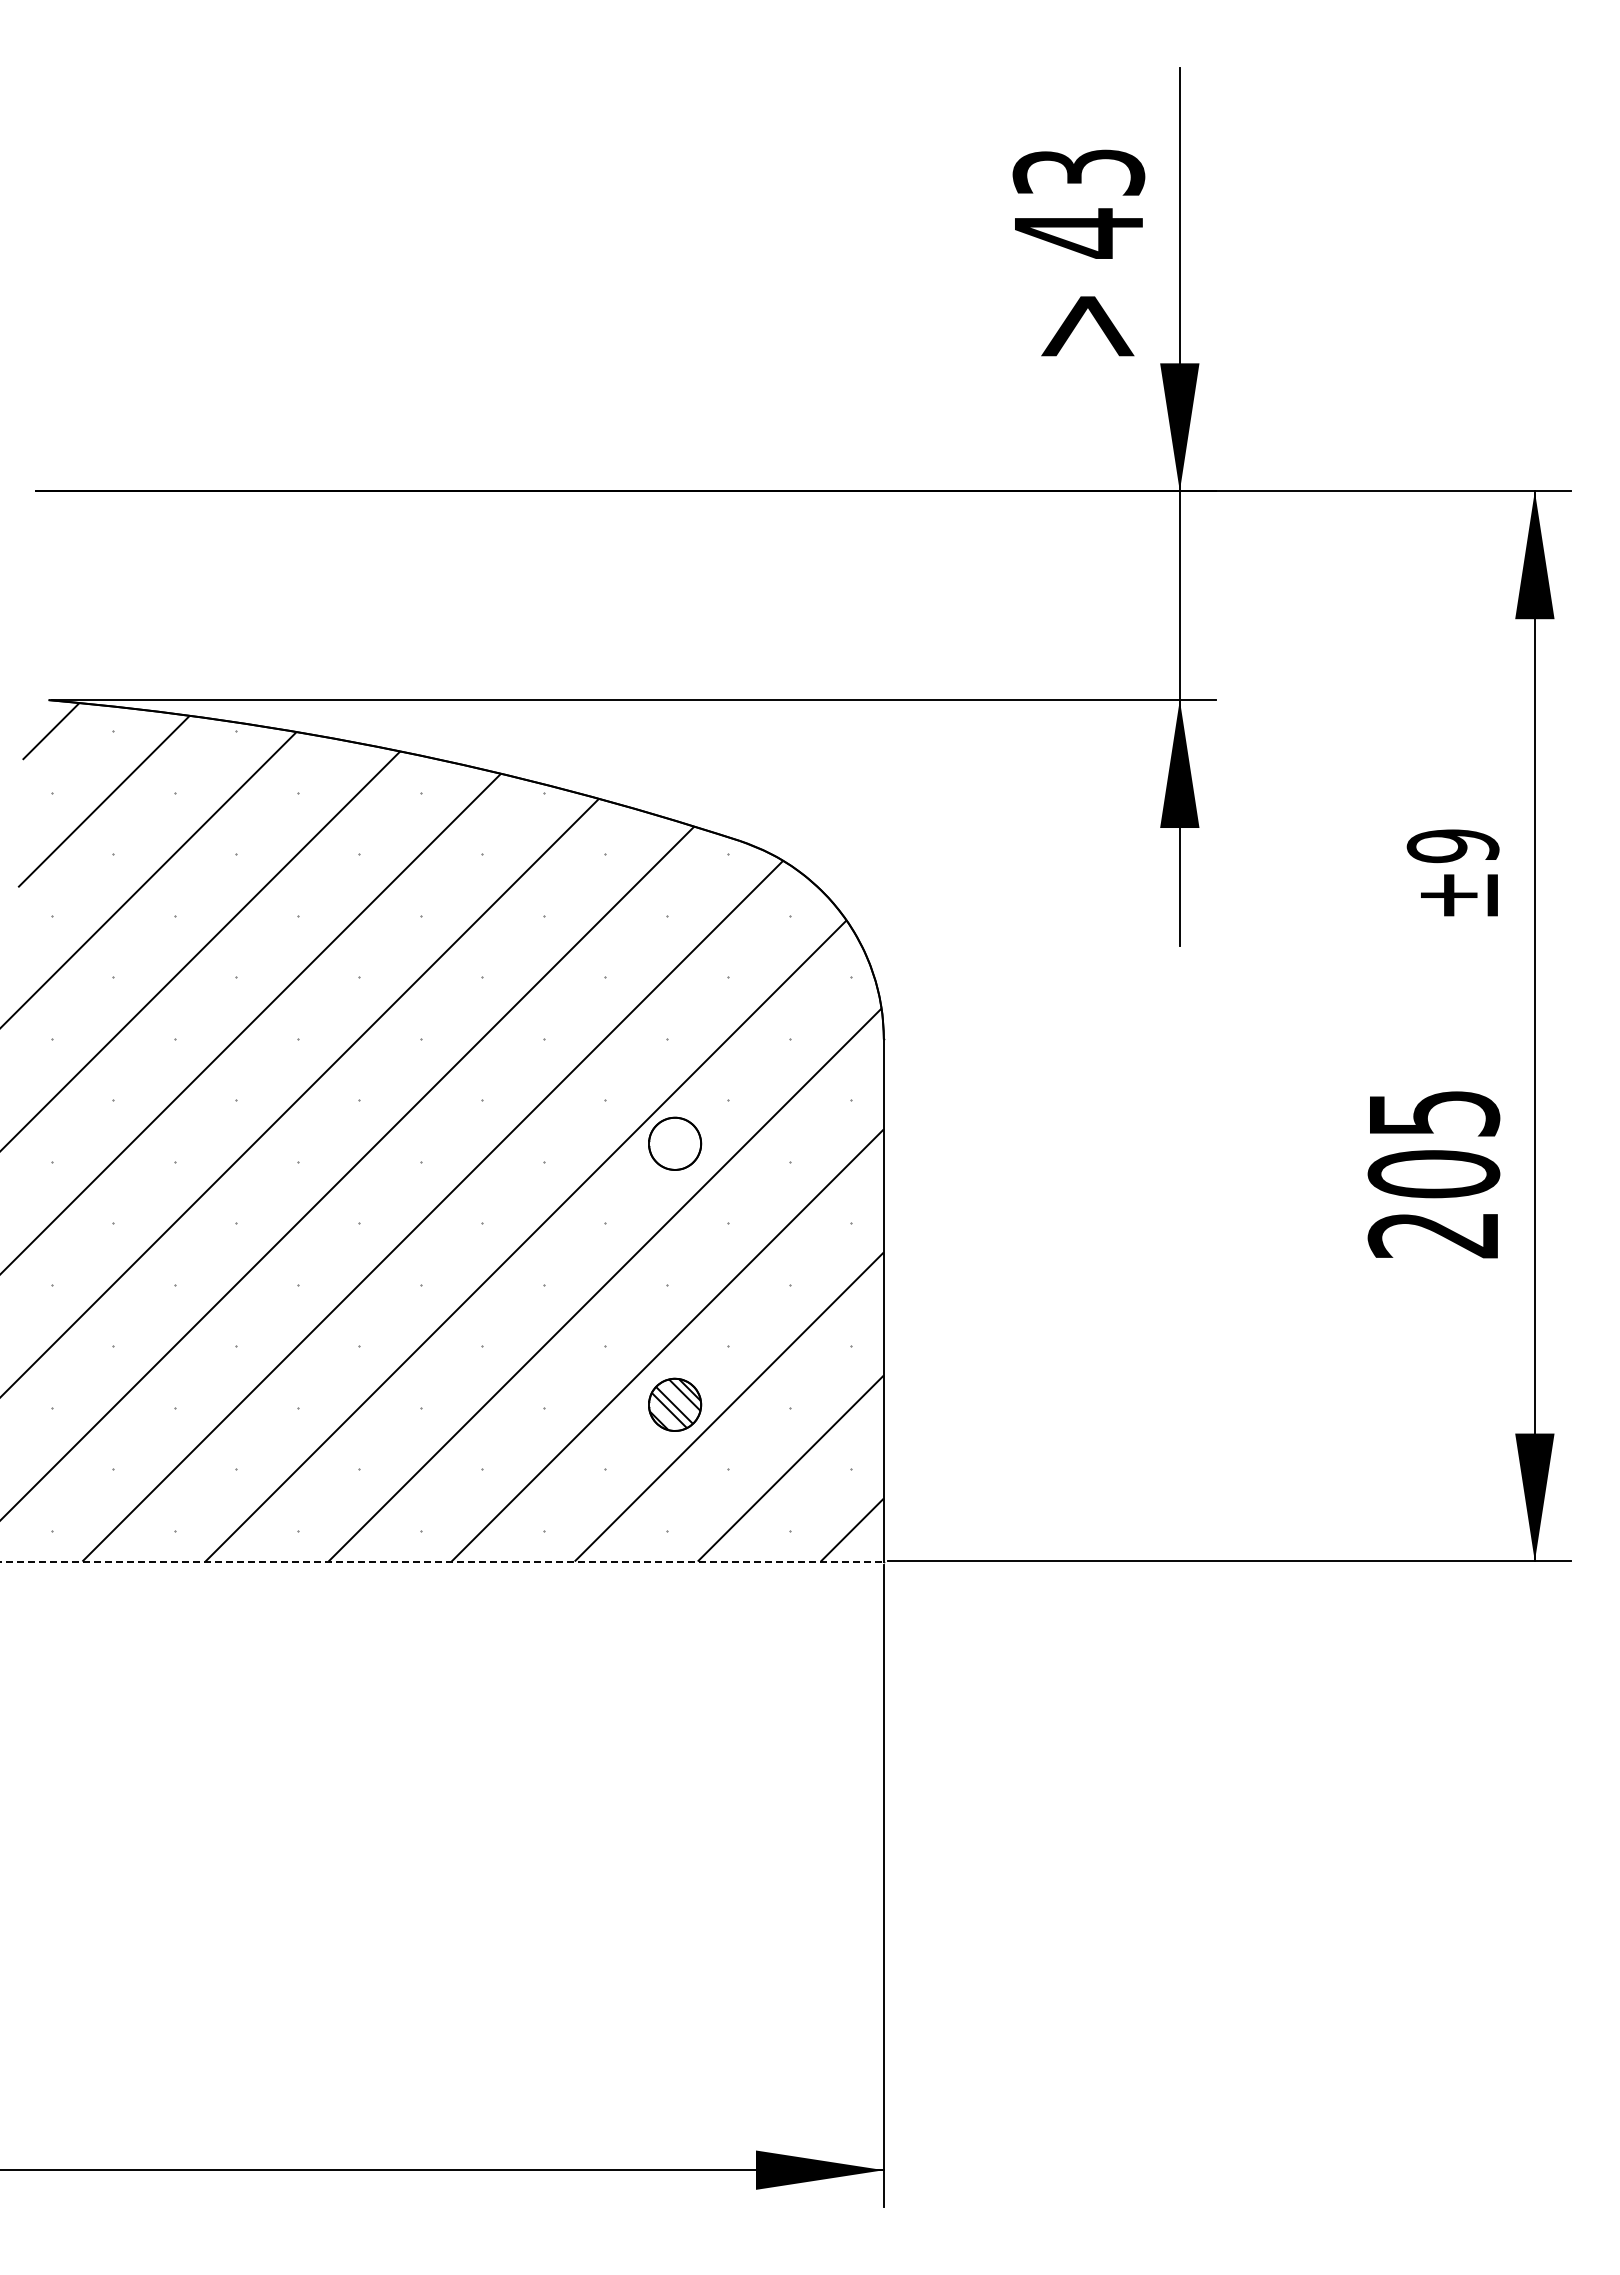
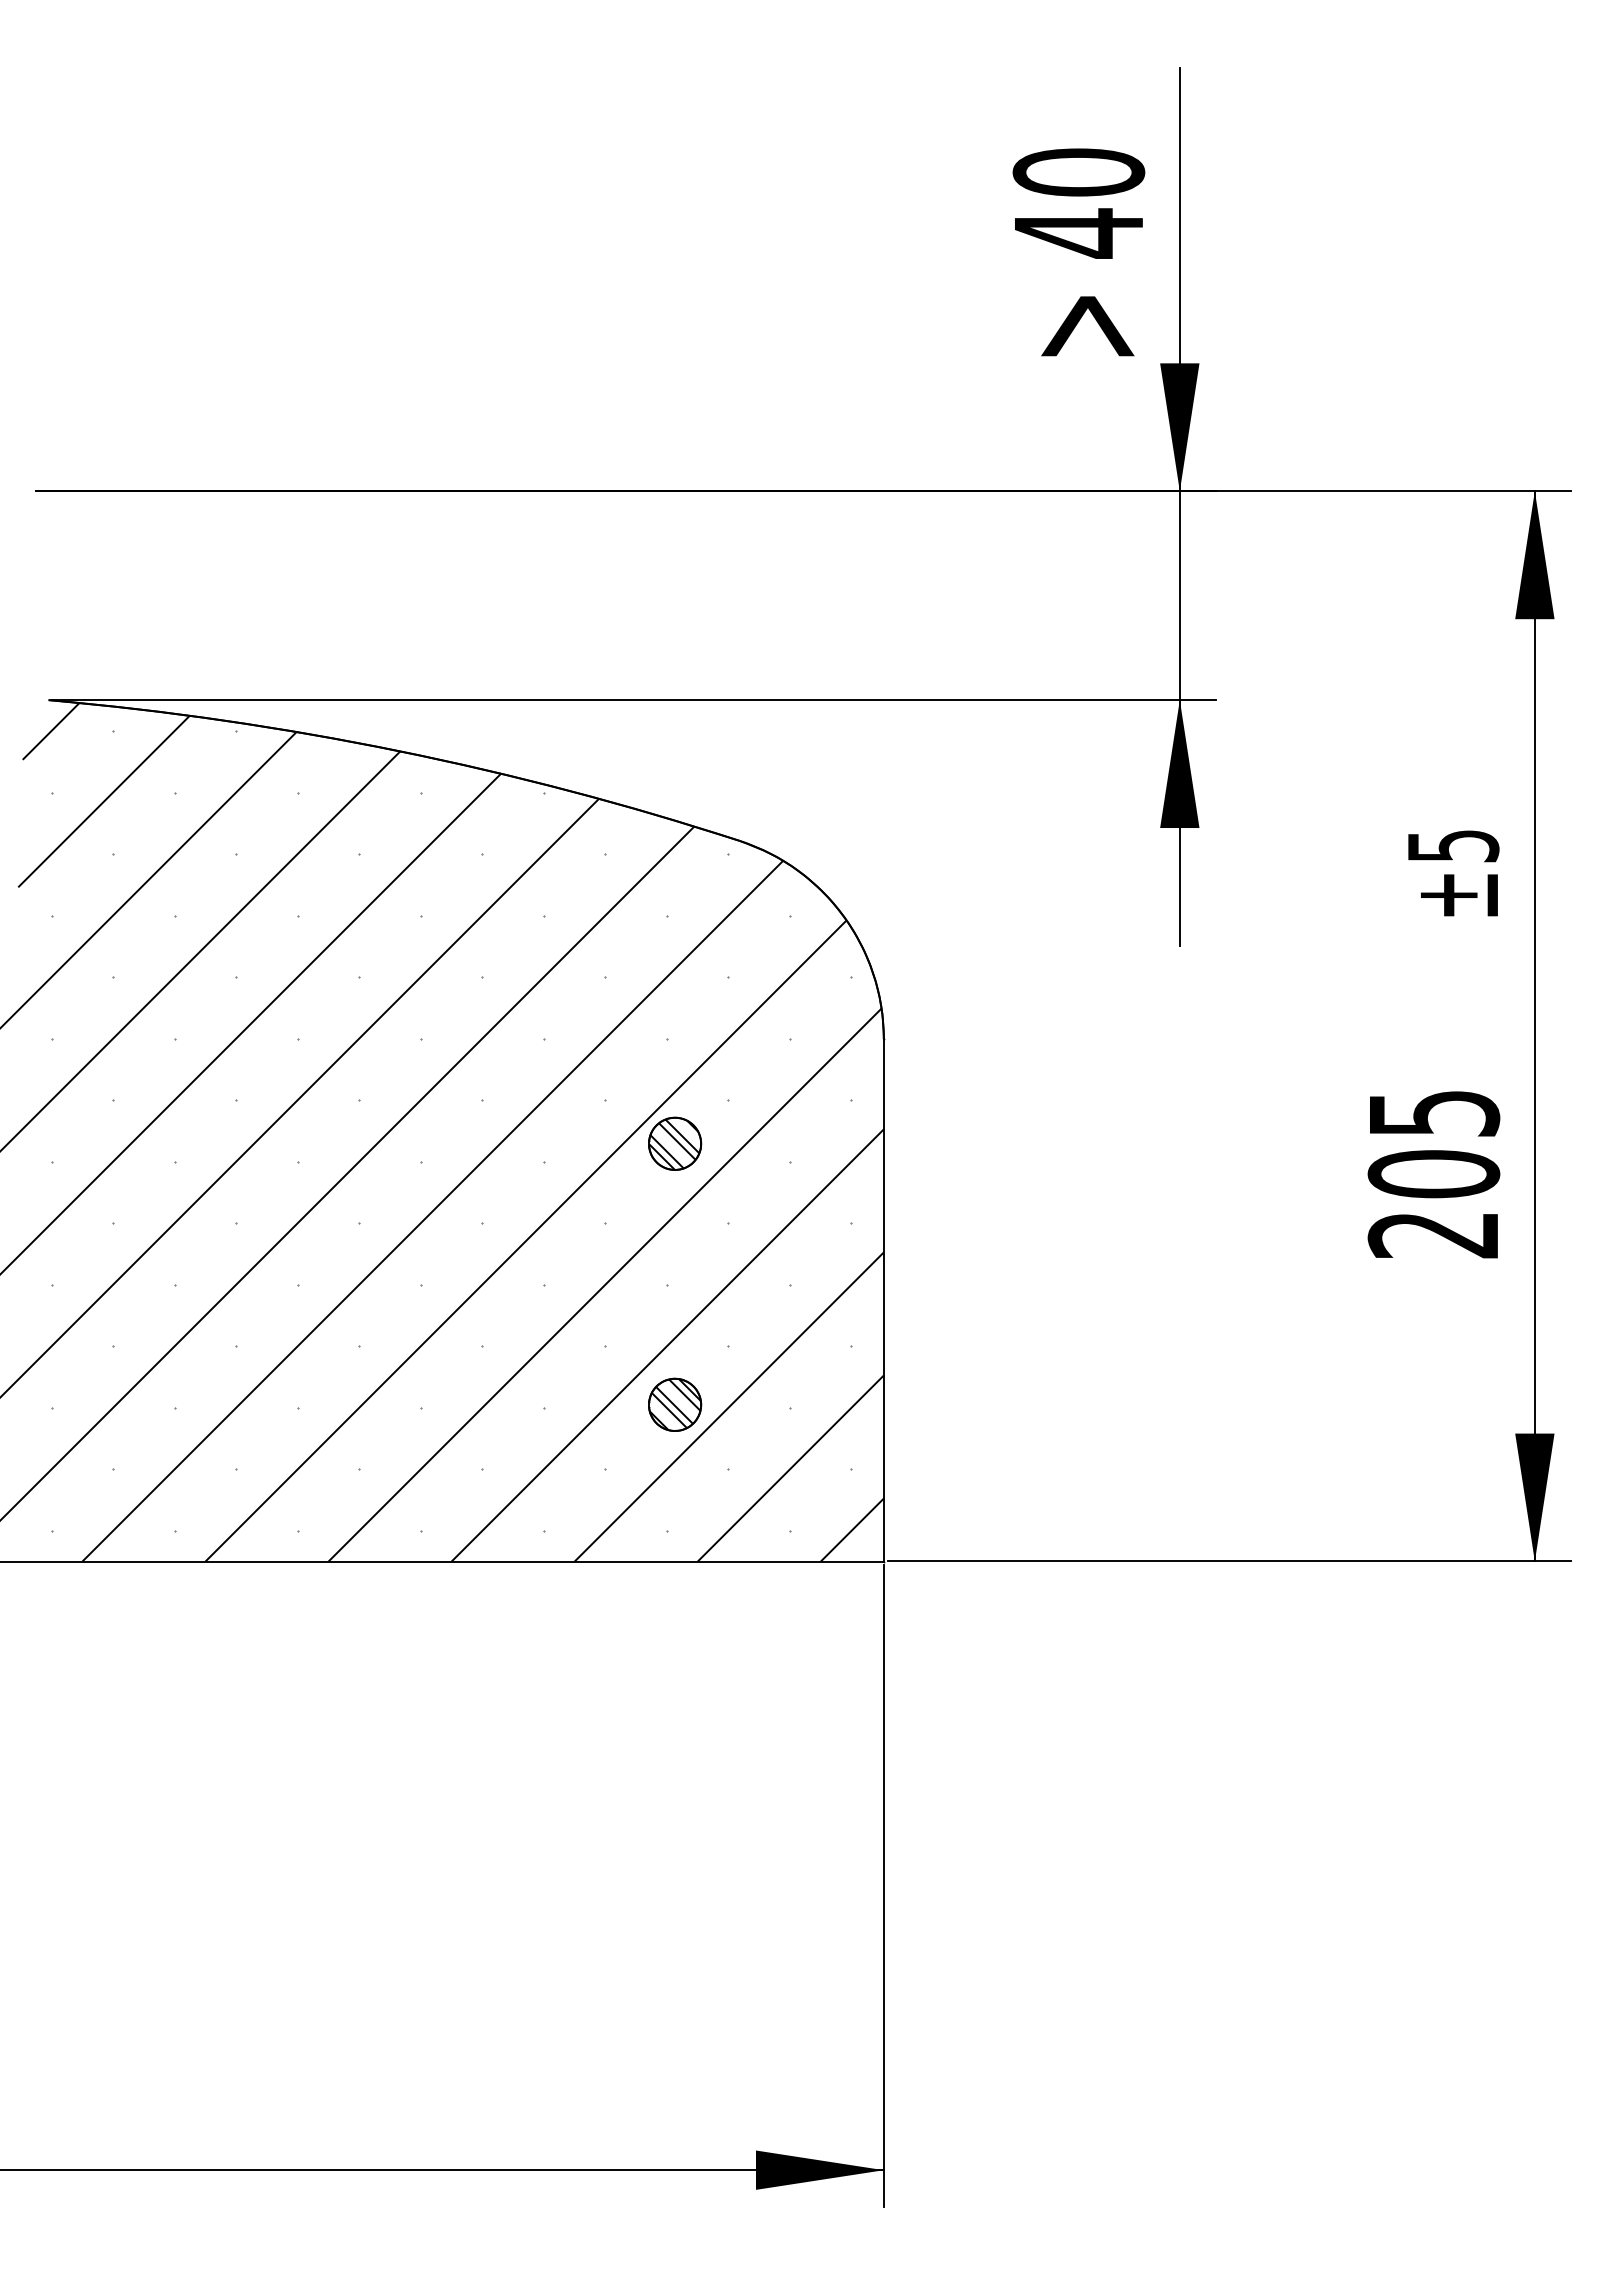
text: 43 -> 40 (1078, 172)
text: ±9 -> ±5 (1452, 846)
hatch: none -> present (674, 1144)
line: dashed -> solid (442, 1561)
